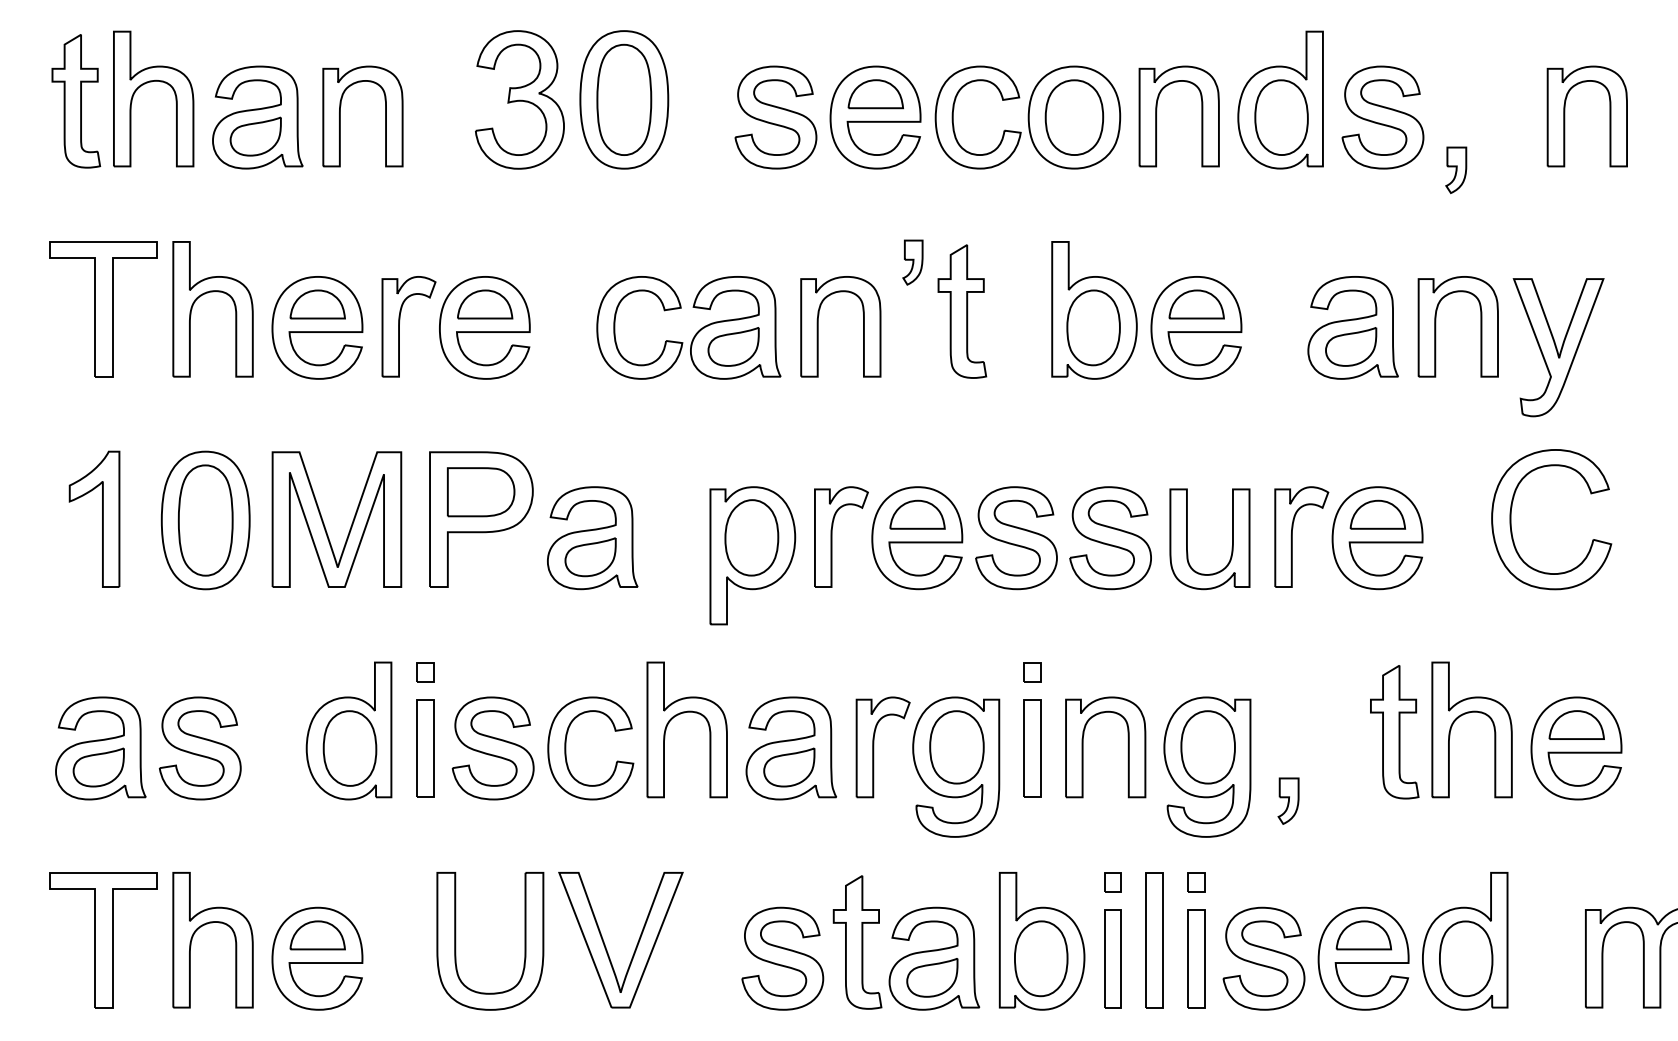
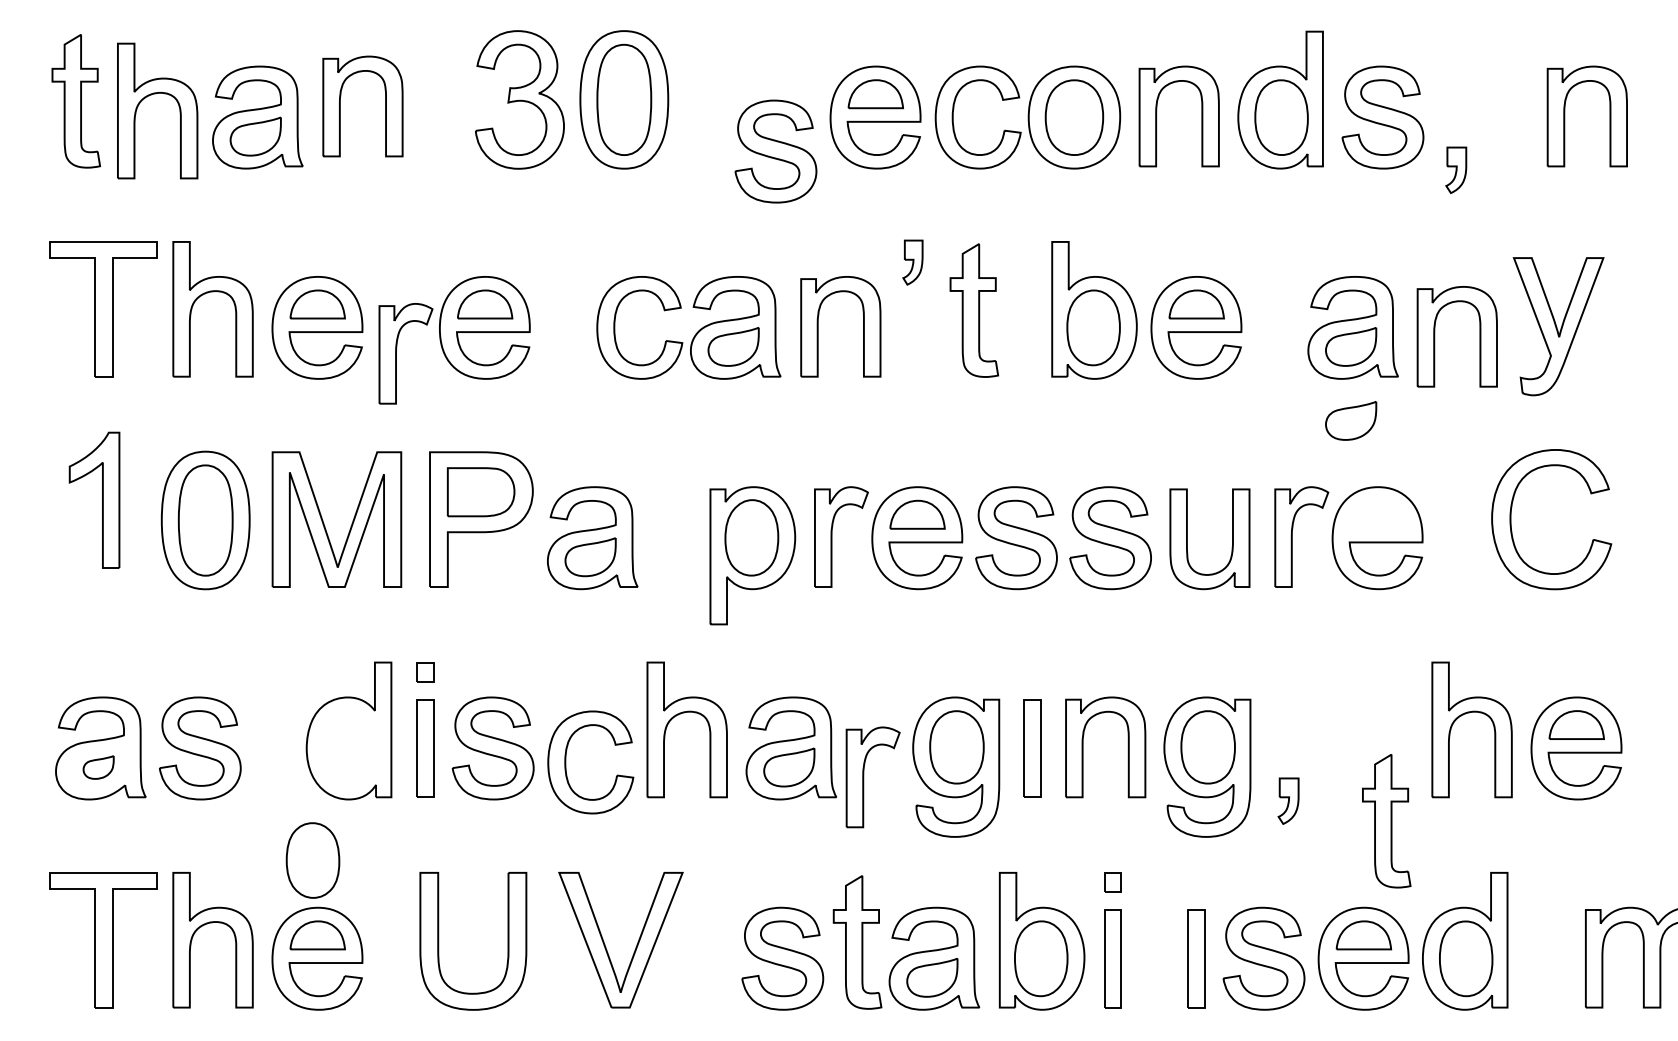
part position: (151, 82) -> (155, 94) (155, 94)
part position: (340, 116) -> (340, 106) (340, 106)
part position: (775, 117) -> (775, 151) (775, 151)
part position: (962, 311) -> (974, 310) (974, 310)
part position: (399, 326) -> (396, 353) (396, 353)
part position: (1436, 326) -> (1435, 336) (1435, 336)
part position: (1558, 347) -> (1558, 326) (1558, 326)
part: none -> present (1351, 420)
part: present -> none (1377, 514)
part position: (102, 518) -> (102, 499) (102, 499)
part: present -> none (1032, 672)
part position: (1394, 732) -> (1386, 821) (1386, 821)
part position: (874, 747) -> (864, 777) (864, 777)
part position: (349, 748) -> (312, 860) (312, 860)
part position: (566, 748) -> (566, 762) (566, 762)
part size: 53x41 px -> 33x25 px (98, 767)
part: present -> none (1196, 882)
part: present -> none (1154, 940)
part position: (456, 941) -> (439, 941) (439, 941)
